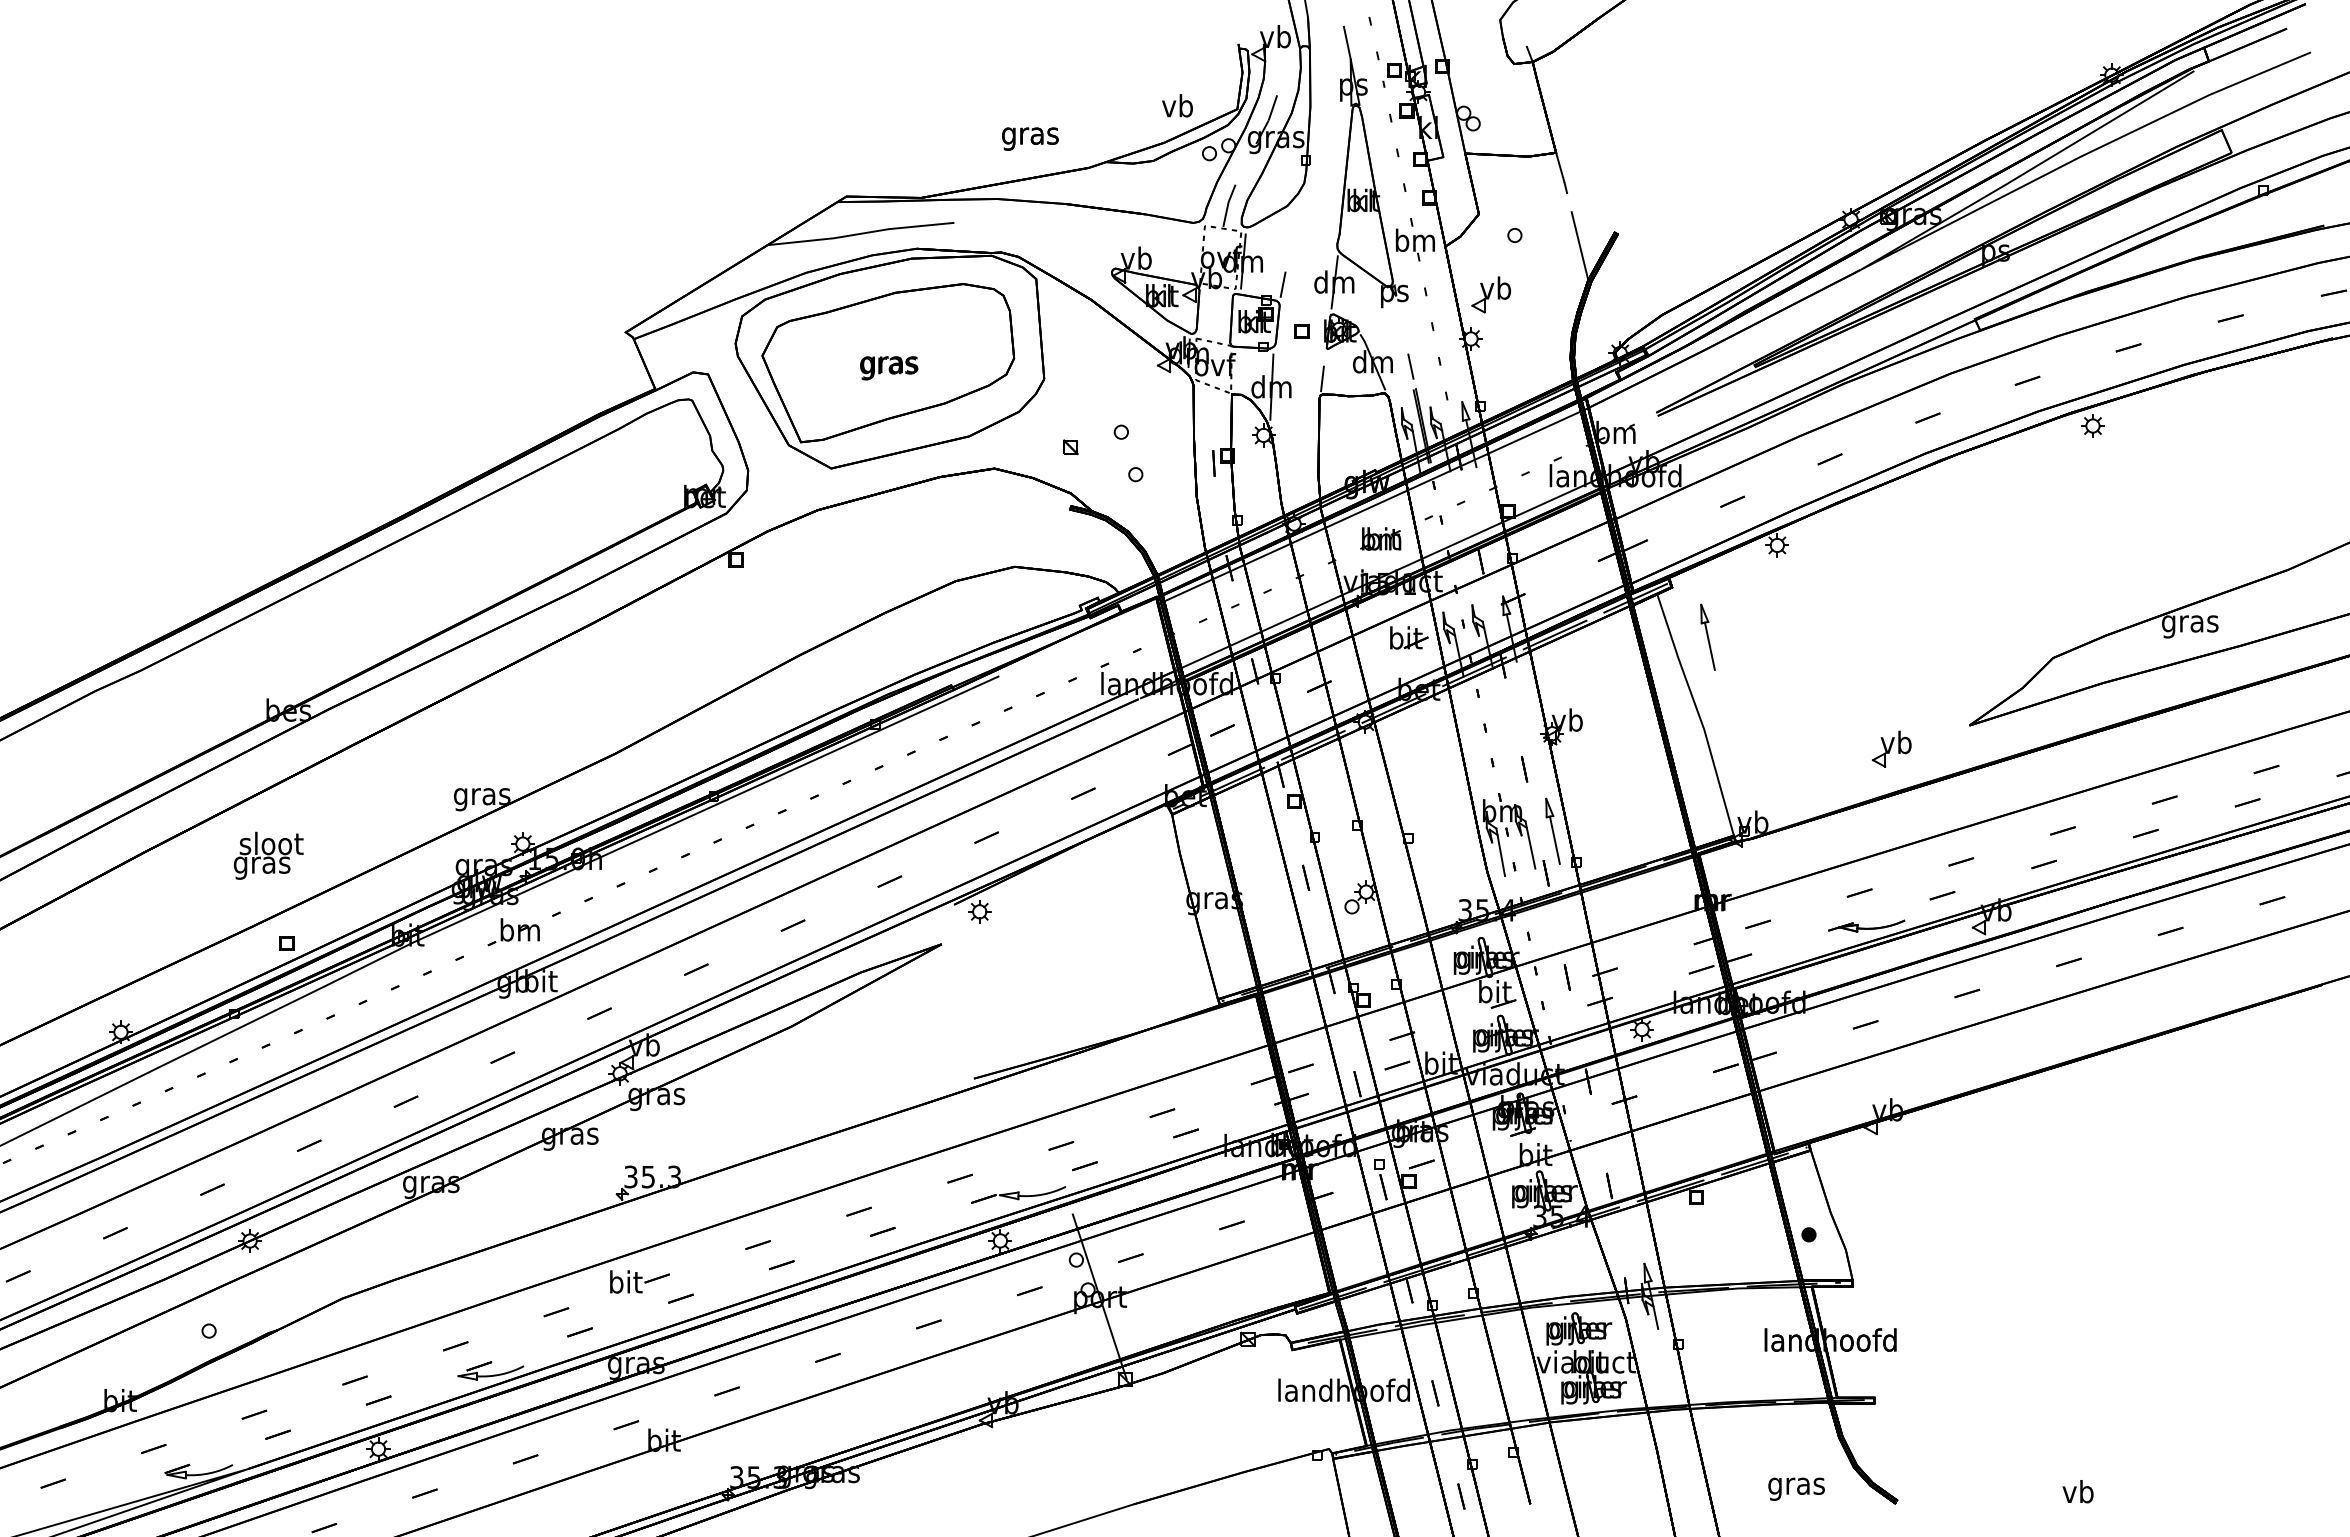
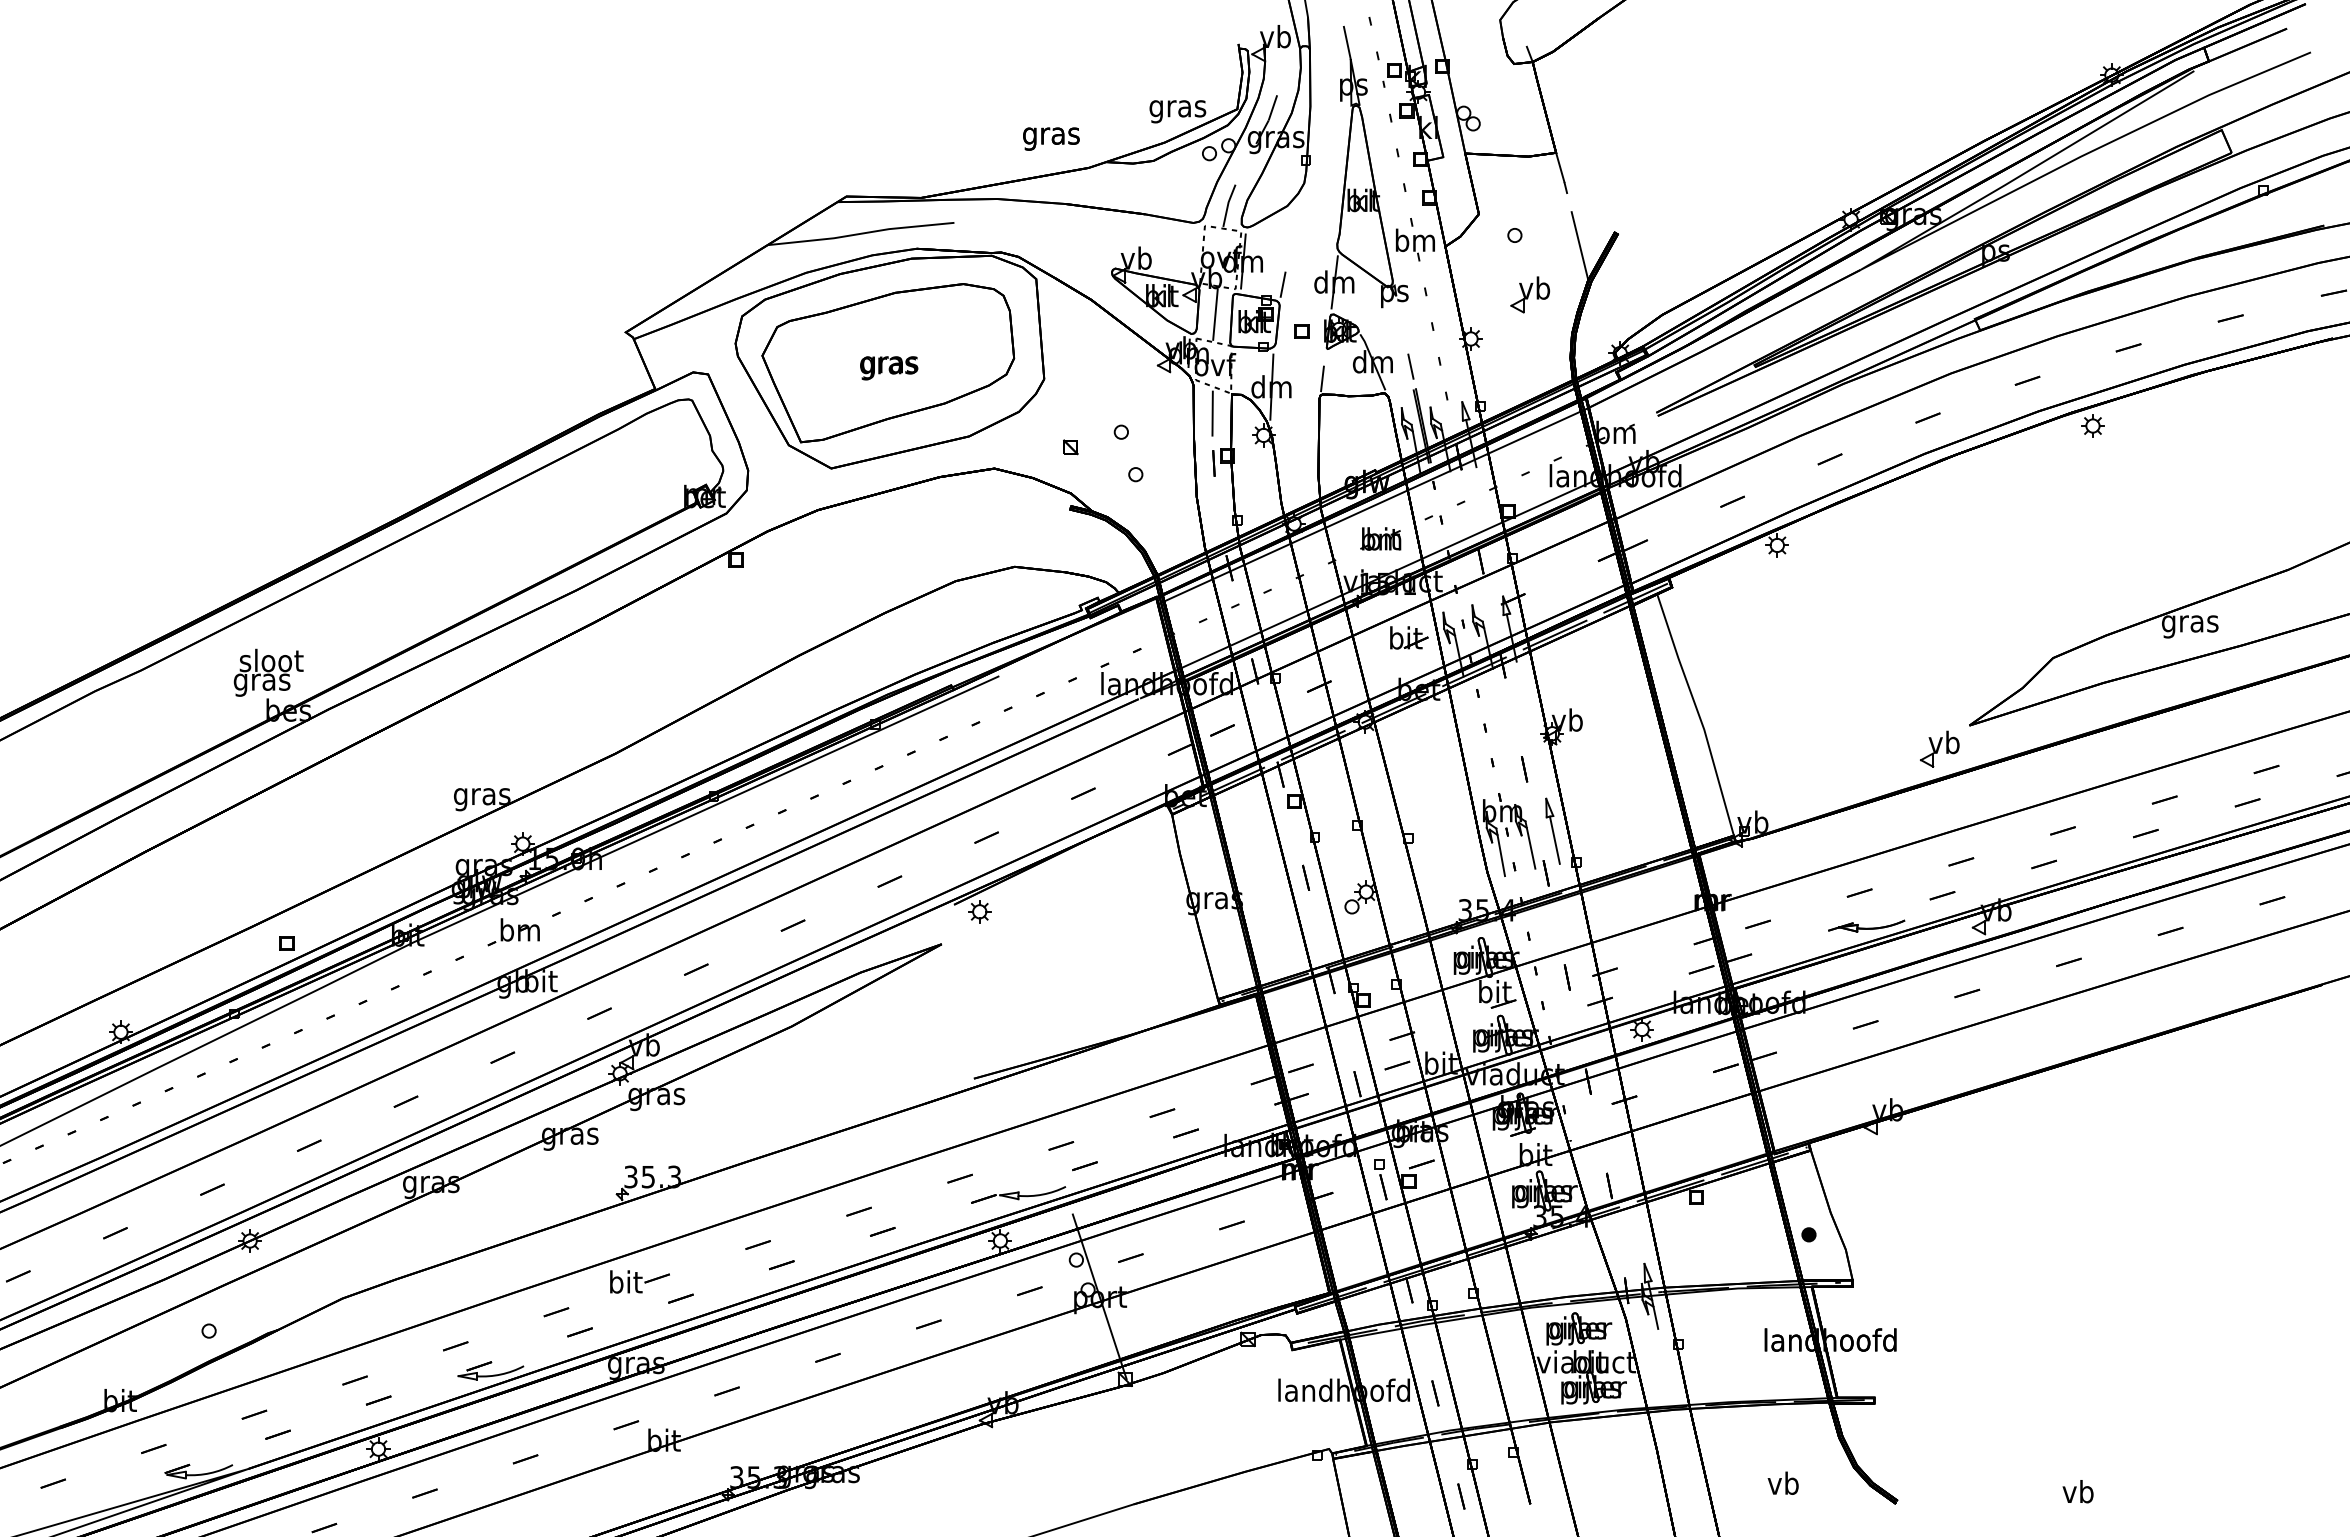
text: vb -> gras (1177, 108)
text position: (1030, 138) -> (1051, 138) (1051, 138)
part position: (1491, 294) -> (1530, 294) (1530, 294)
line: none -> present (1215, 314)
line: none -> present (1212, 413)
part: present -> none (1707, 636)
part position: (1891, 748) -> (1939, 748) (1939, 748)
text position: (268, 855) -> (268, 672) (268, 672)
text: gras -> vb (1795, 1485)
